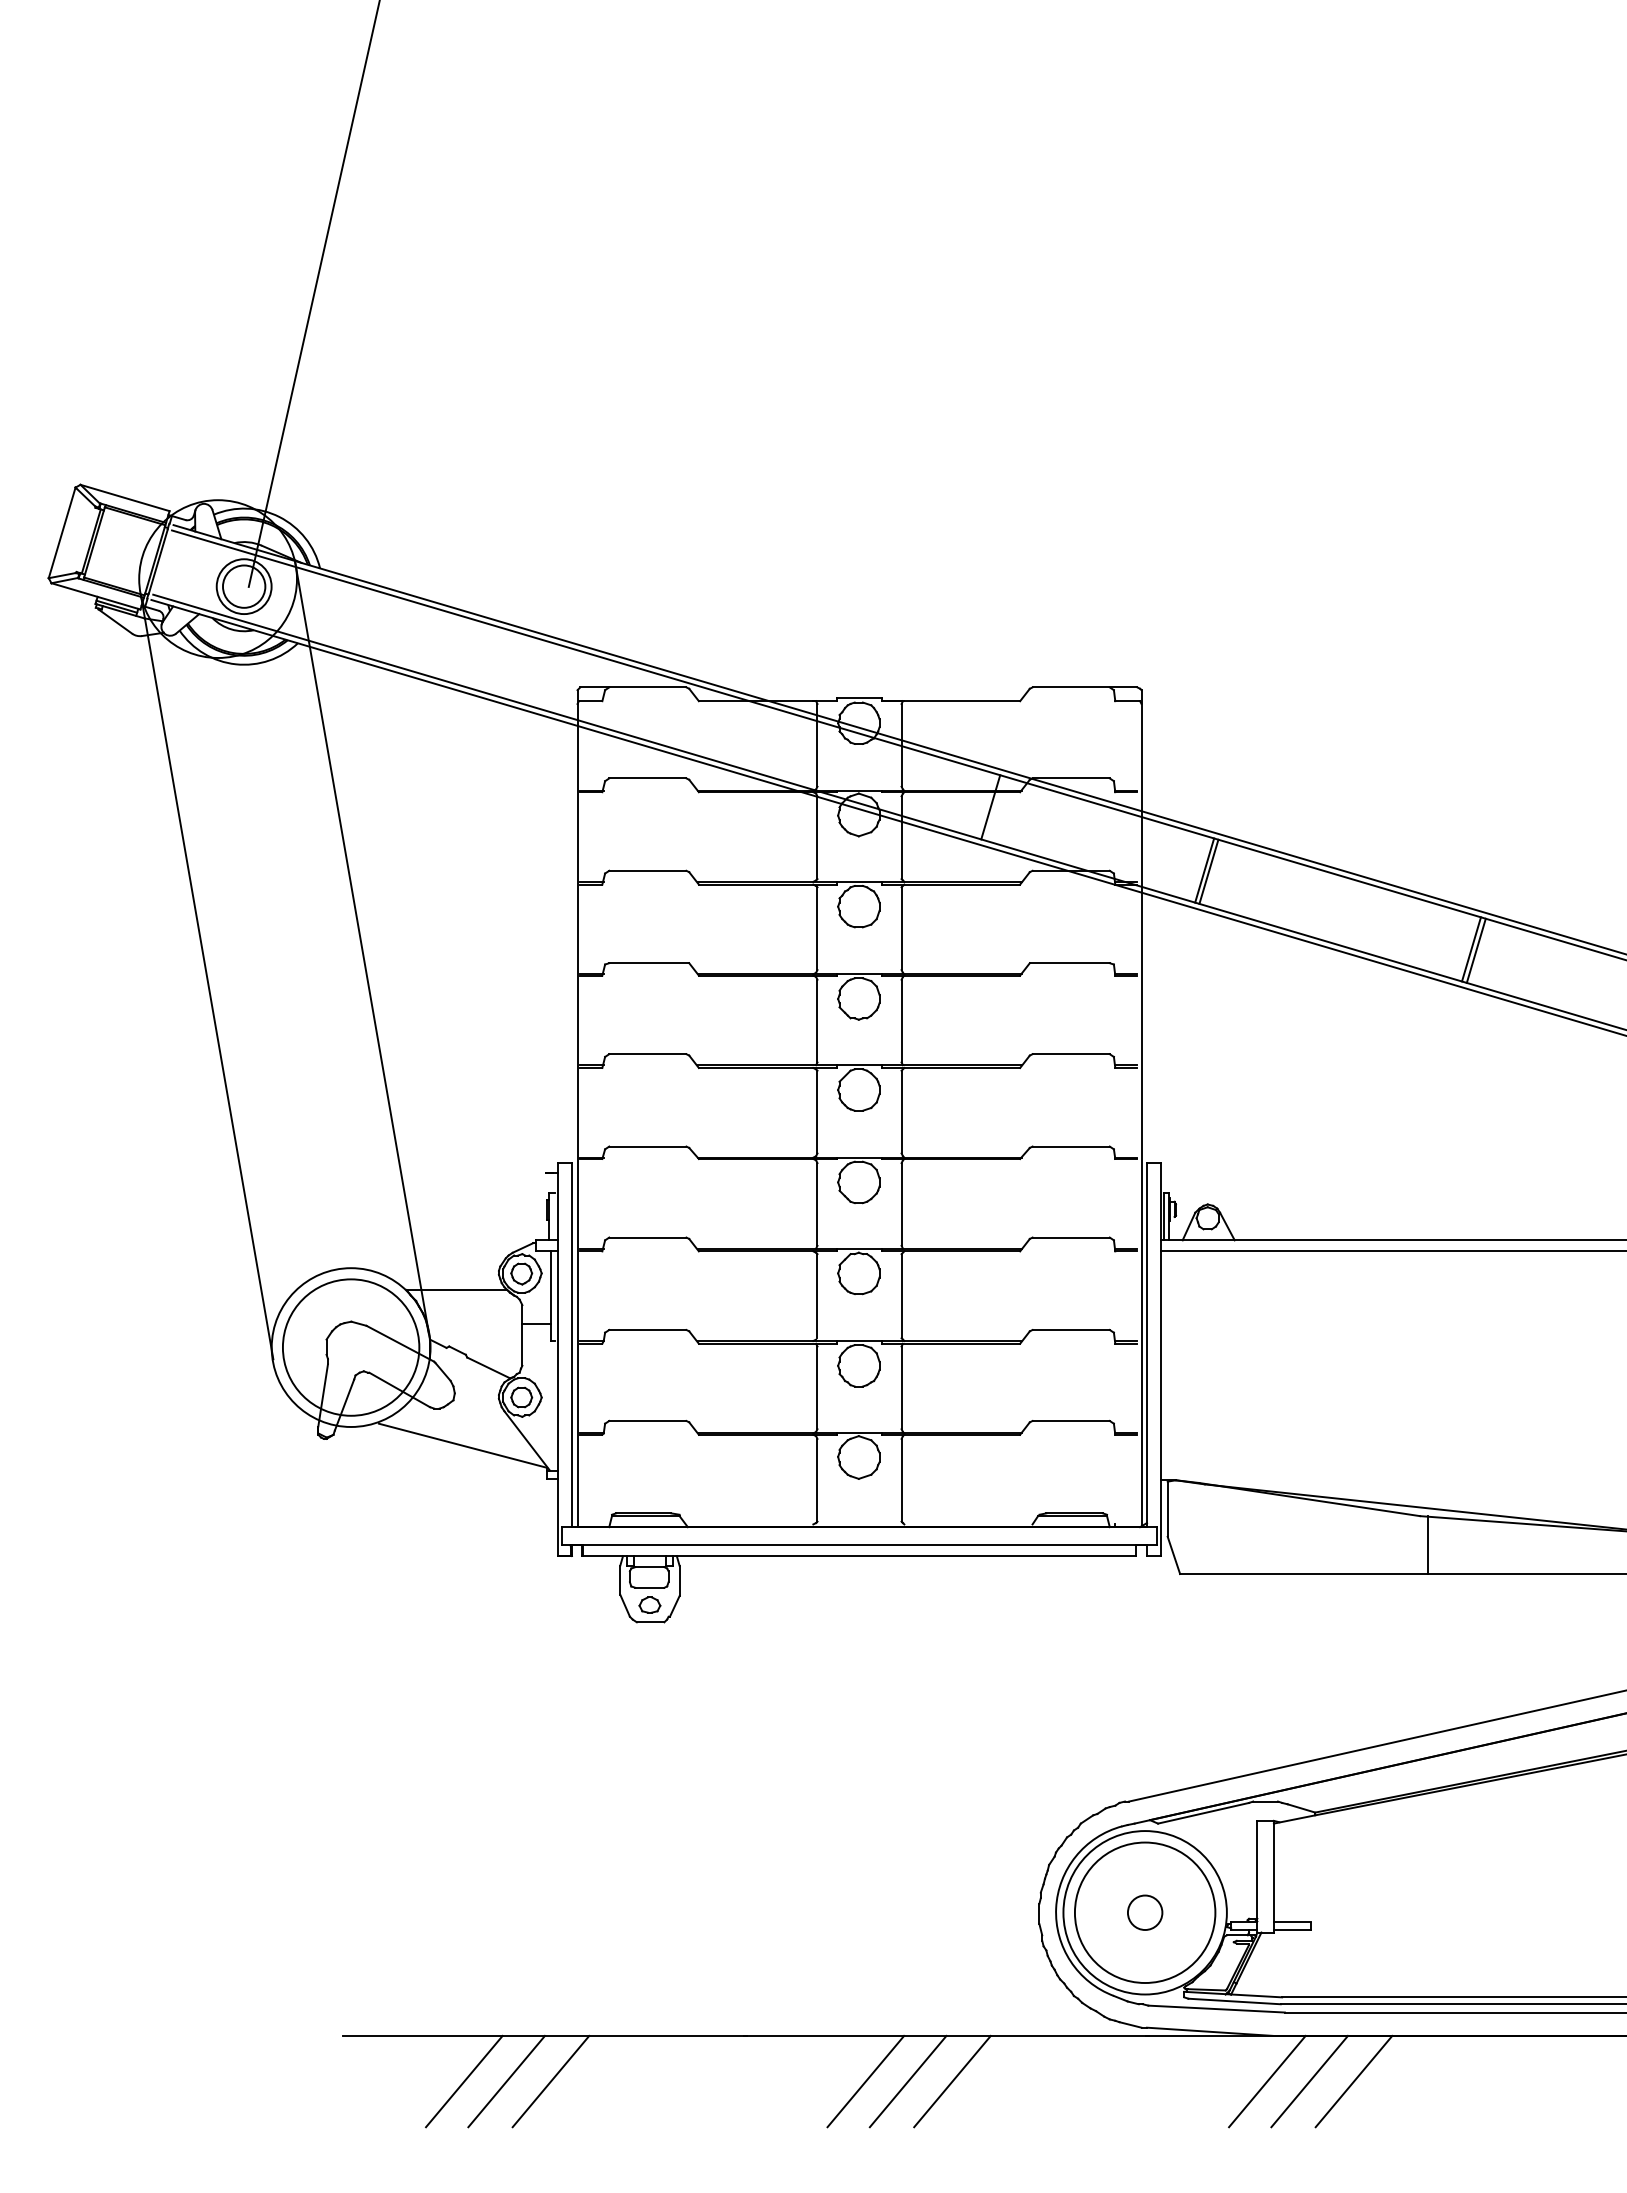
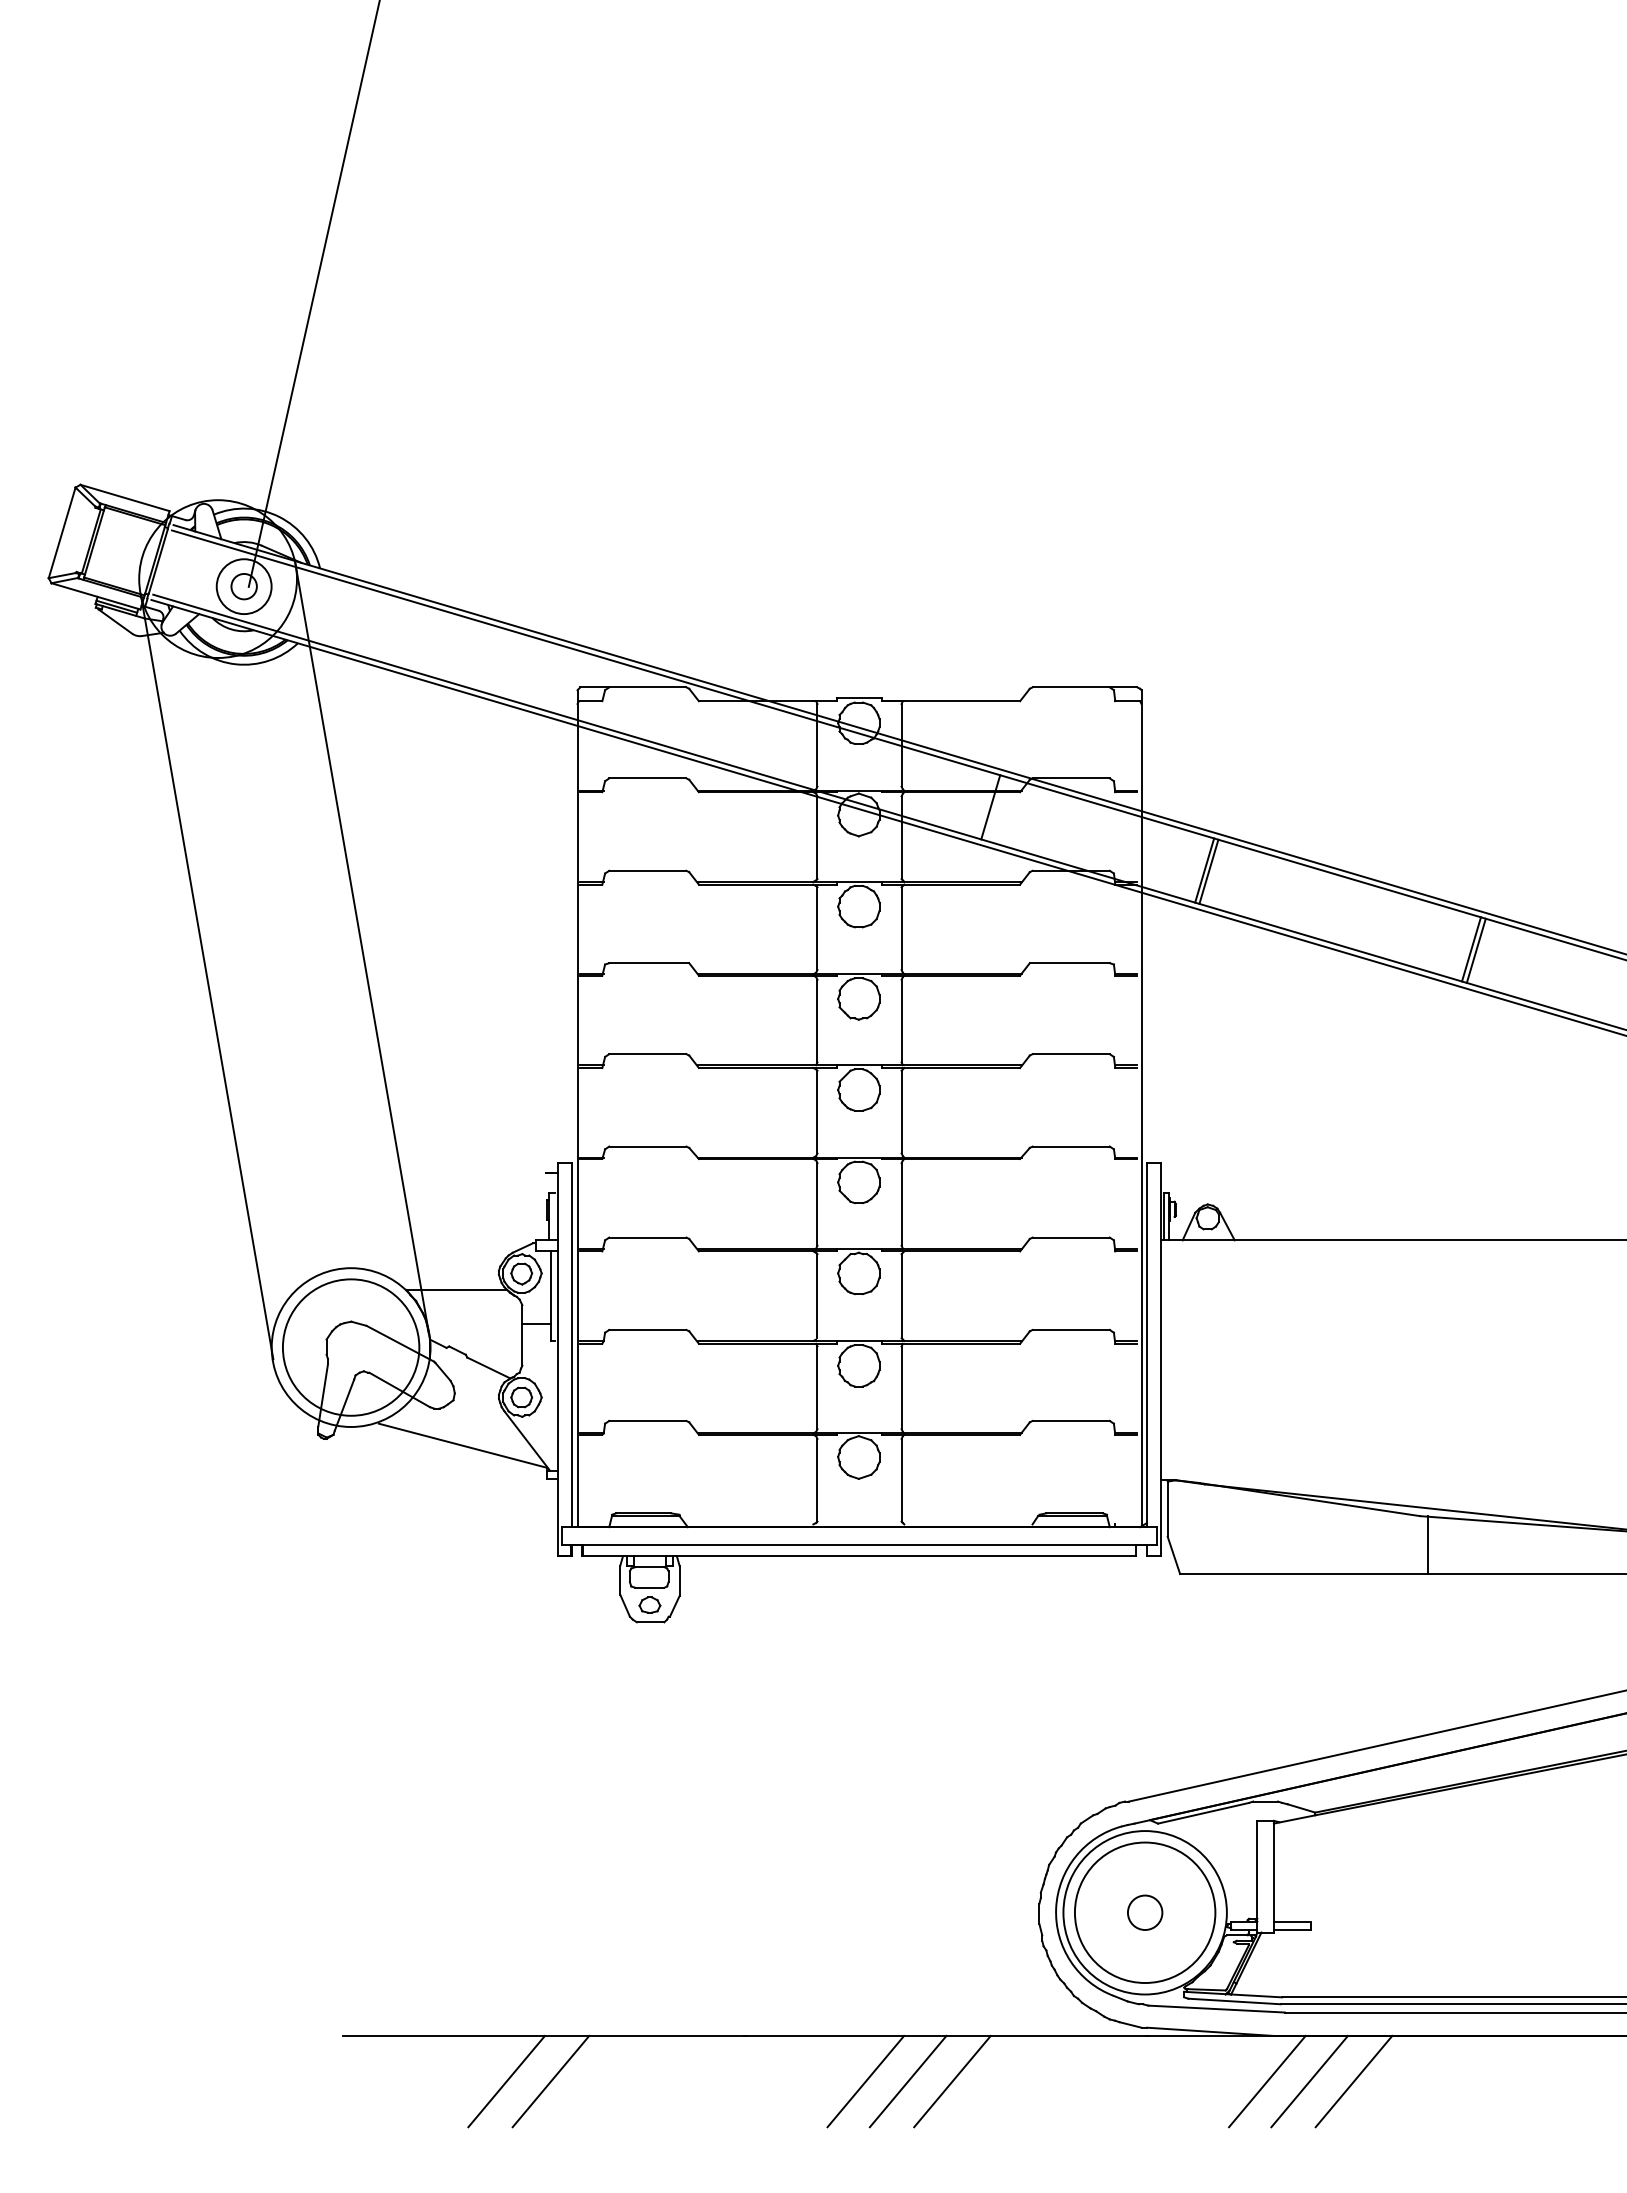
circle diameter: 42 px -> 25 px (243, 586)
line: present -> none (1391, 1251)
line: present -> none (464, 2081)
